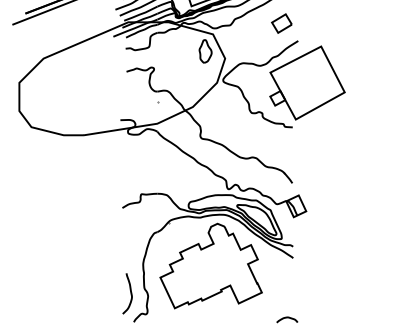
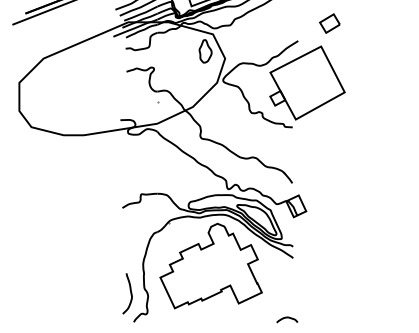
part position: (281, 23) -> (329, 23) (329, 23)
